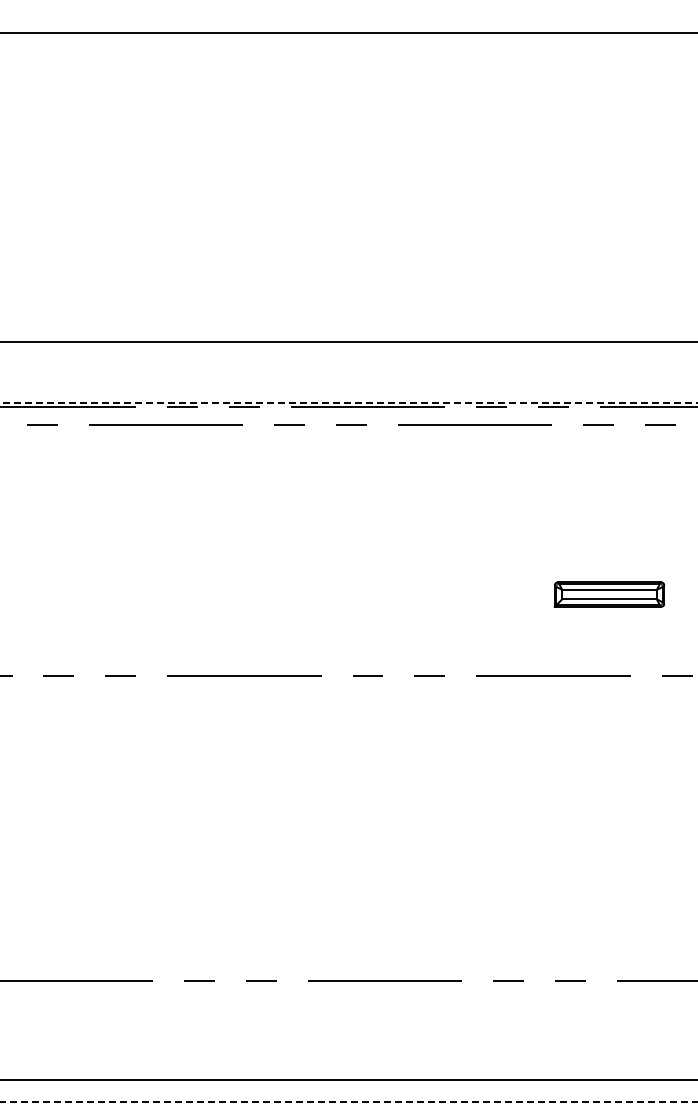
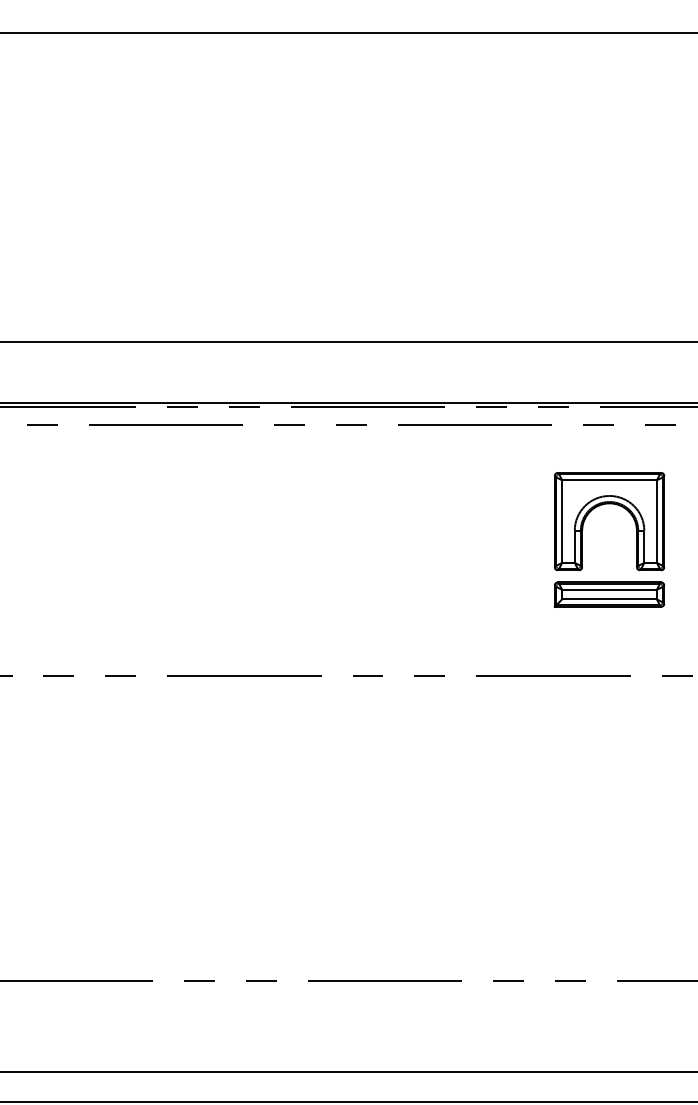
line: dashed -> solid (349, 402)
part: none -> present (609, 504)
line position: (348, 1079) -> (348, 1071) (348, 1071)
line: dashed -> solid (349, 1102)
